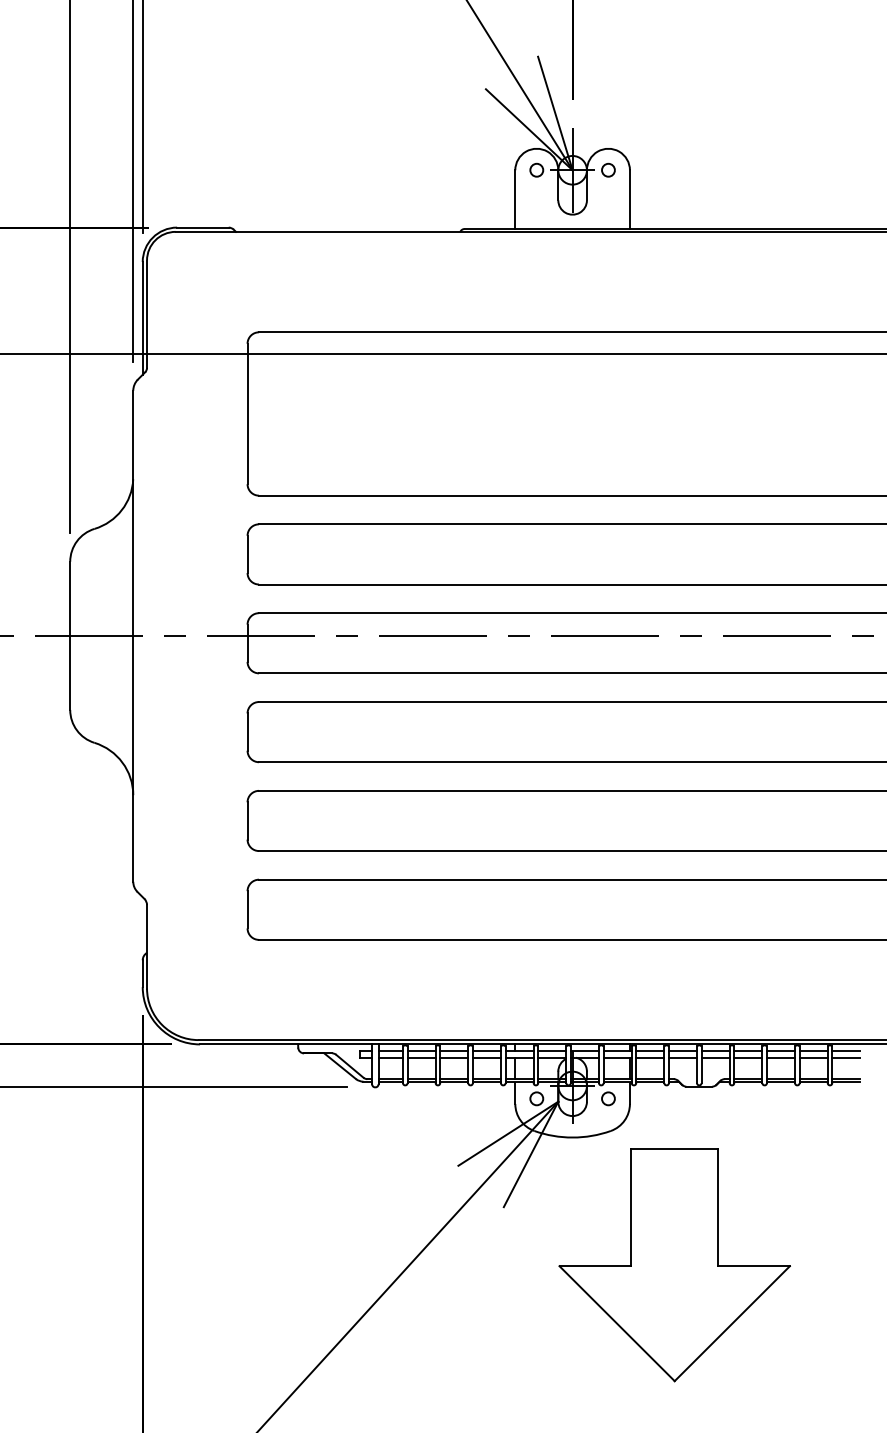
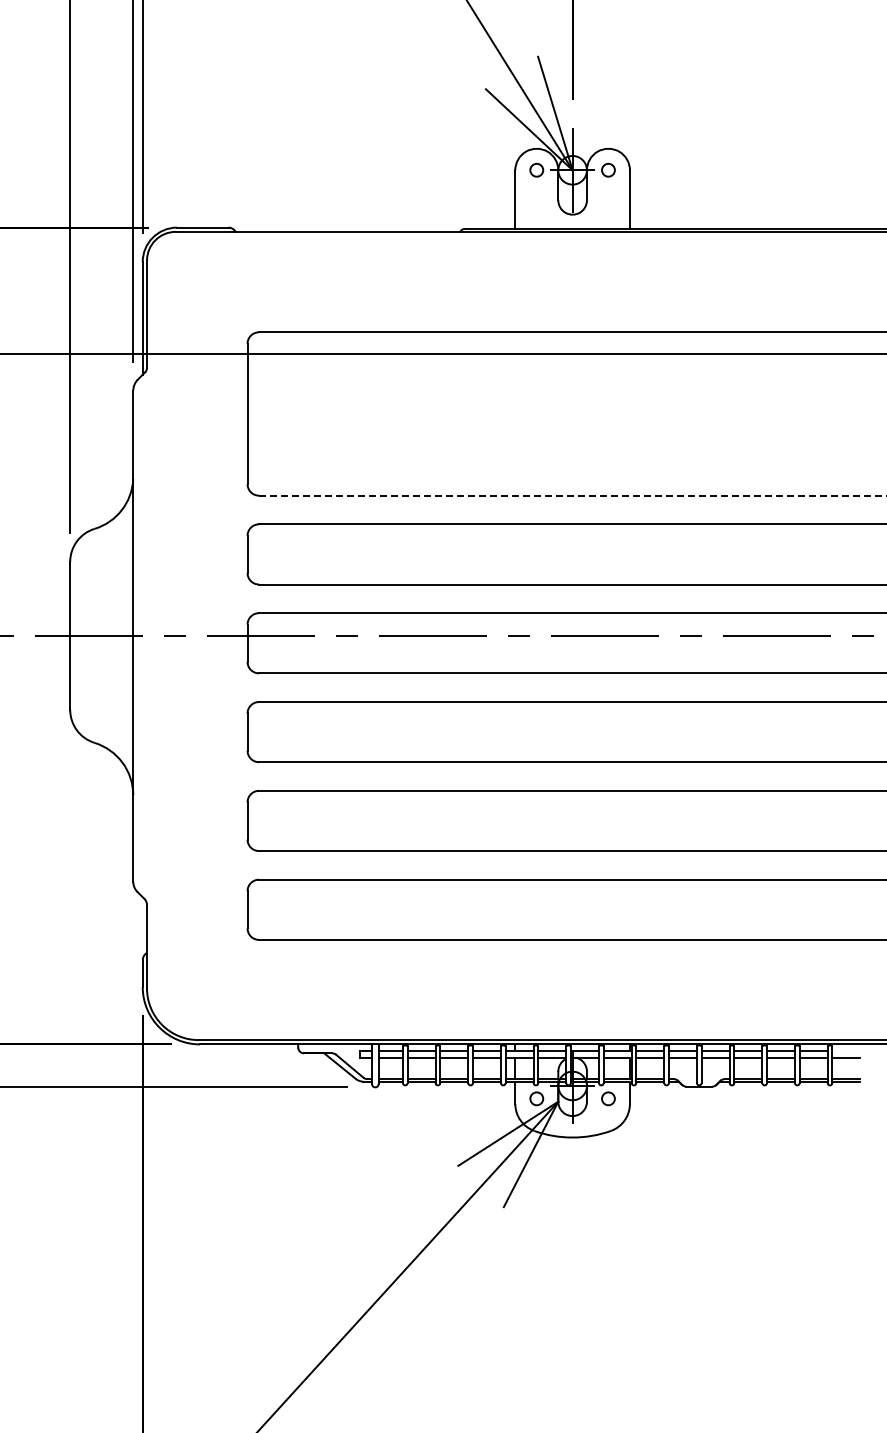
line: solid -> dashed (572, 495)
line: present -> none (846, 1051)
part: present -> none (674, 1265)
